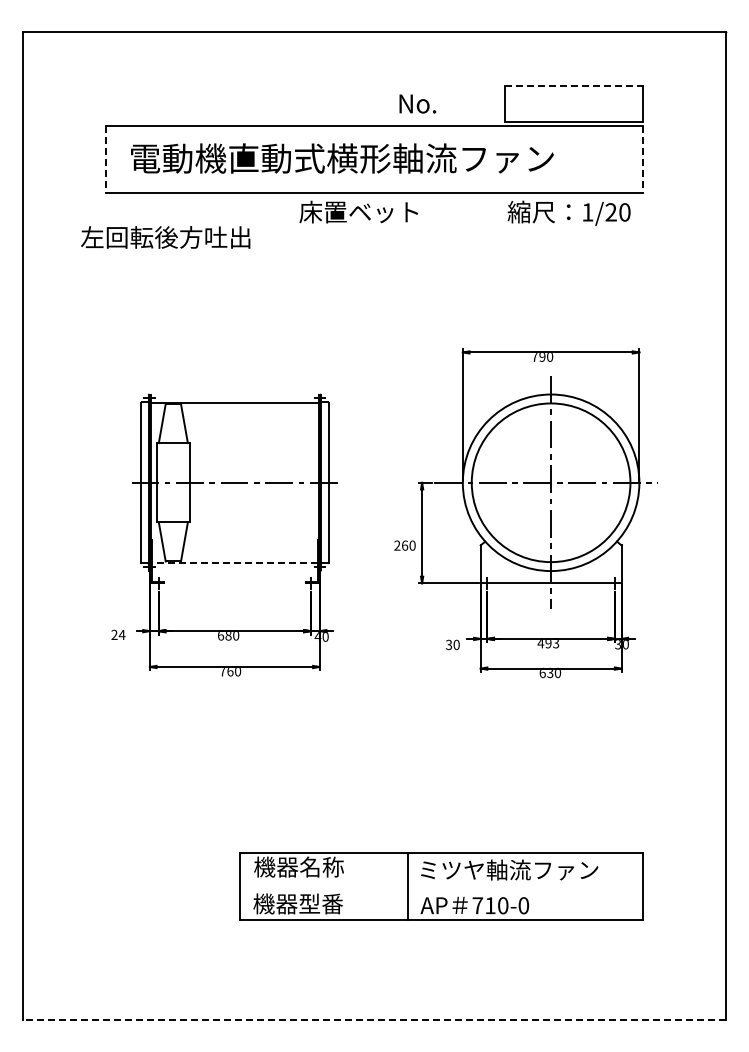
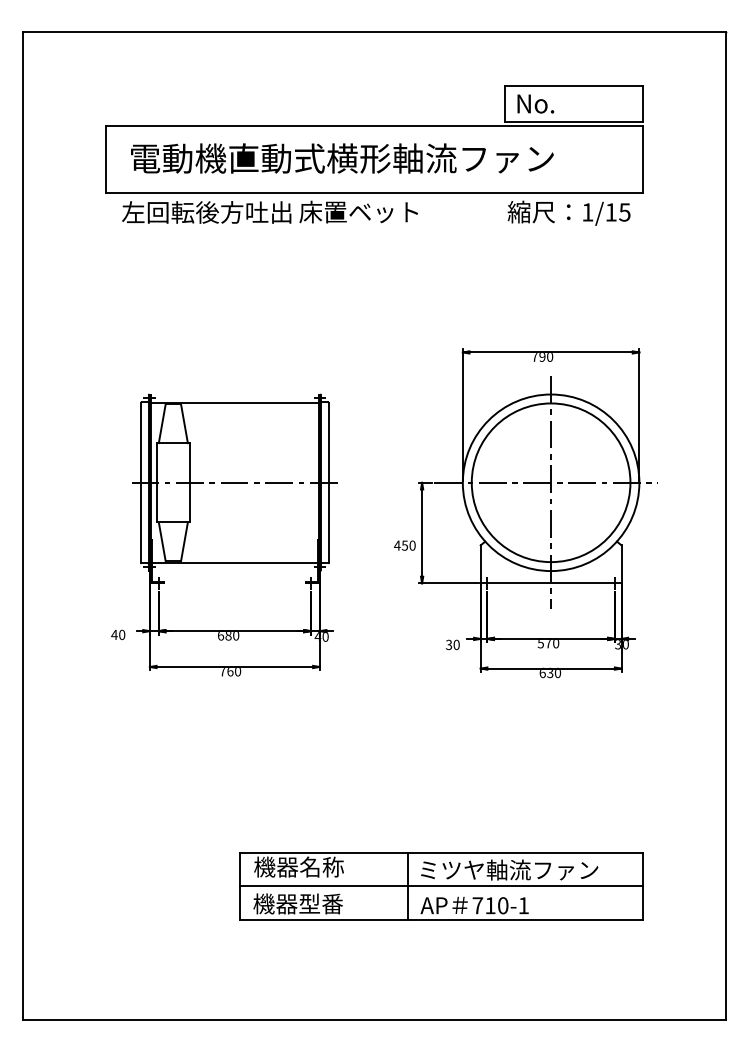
line: dashed -> solid (574, 86)
text position: (417, 103) -> (535, 103) (535, 103)
line: dashed -> solid (106, 159)
line: dashed -> solid (642, 159)
text: 1/20 -> 1/15 (617, 212)
text position: (165, 237) -> (206, 212) (206, 212)
text: 260 -> 450 (401, 545)
line: dashed -> solid (234, 562)
text: 24 -> 40 (118, 634)
text: 493 -> 570 (548, 644)
line: none -> present (441, 886)
text: 710-0 -> 710-1 (523, 905)
line: dashed -> solid (374, 1020)
